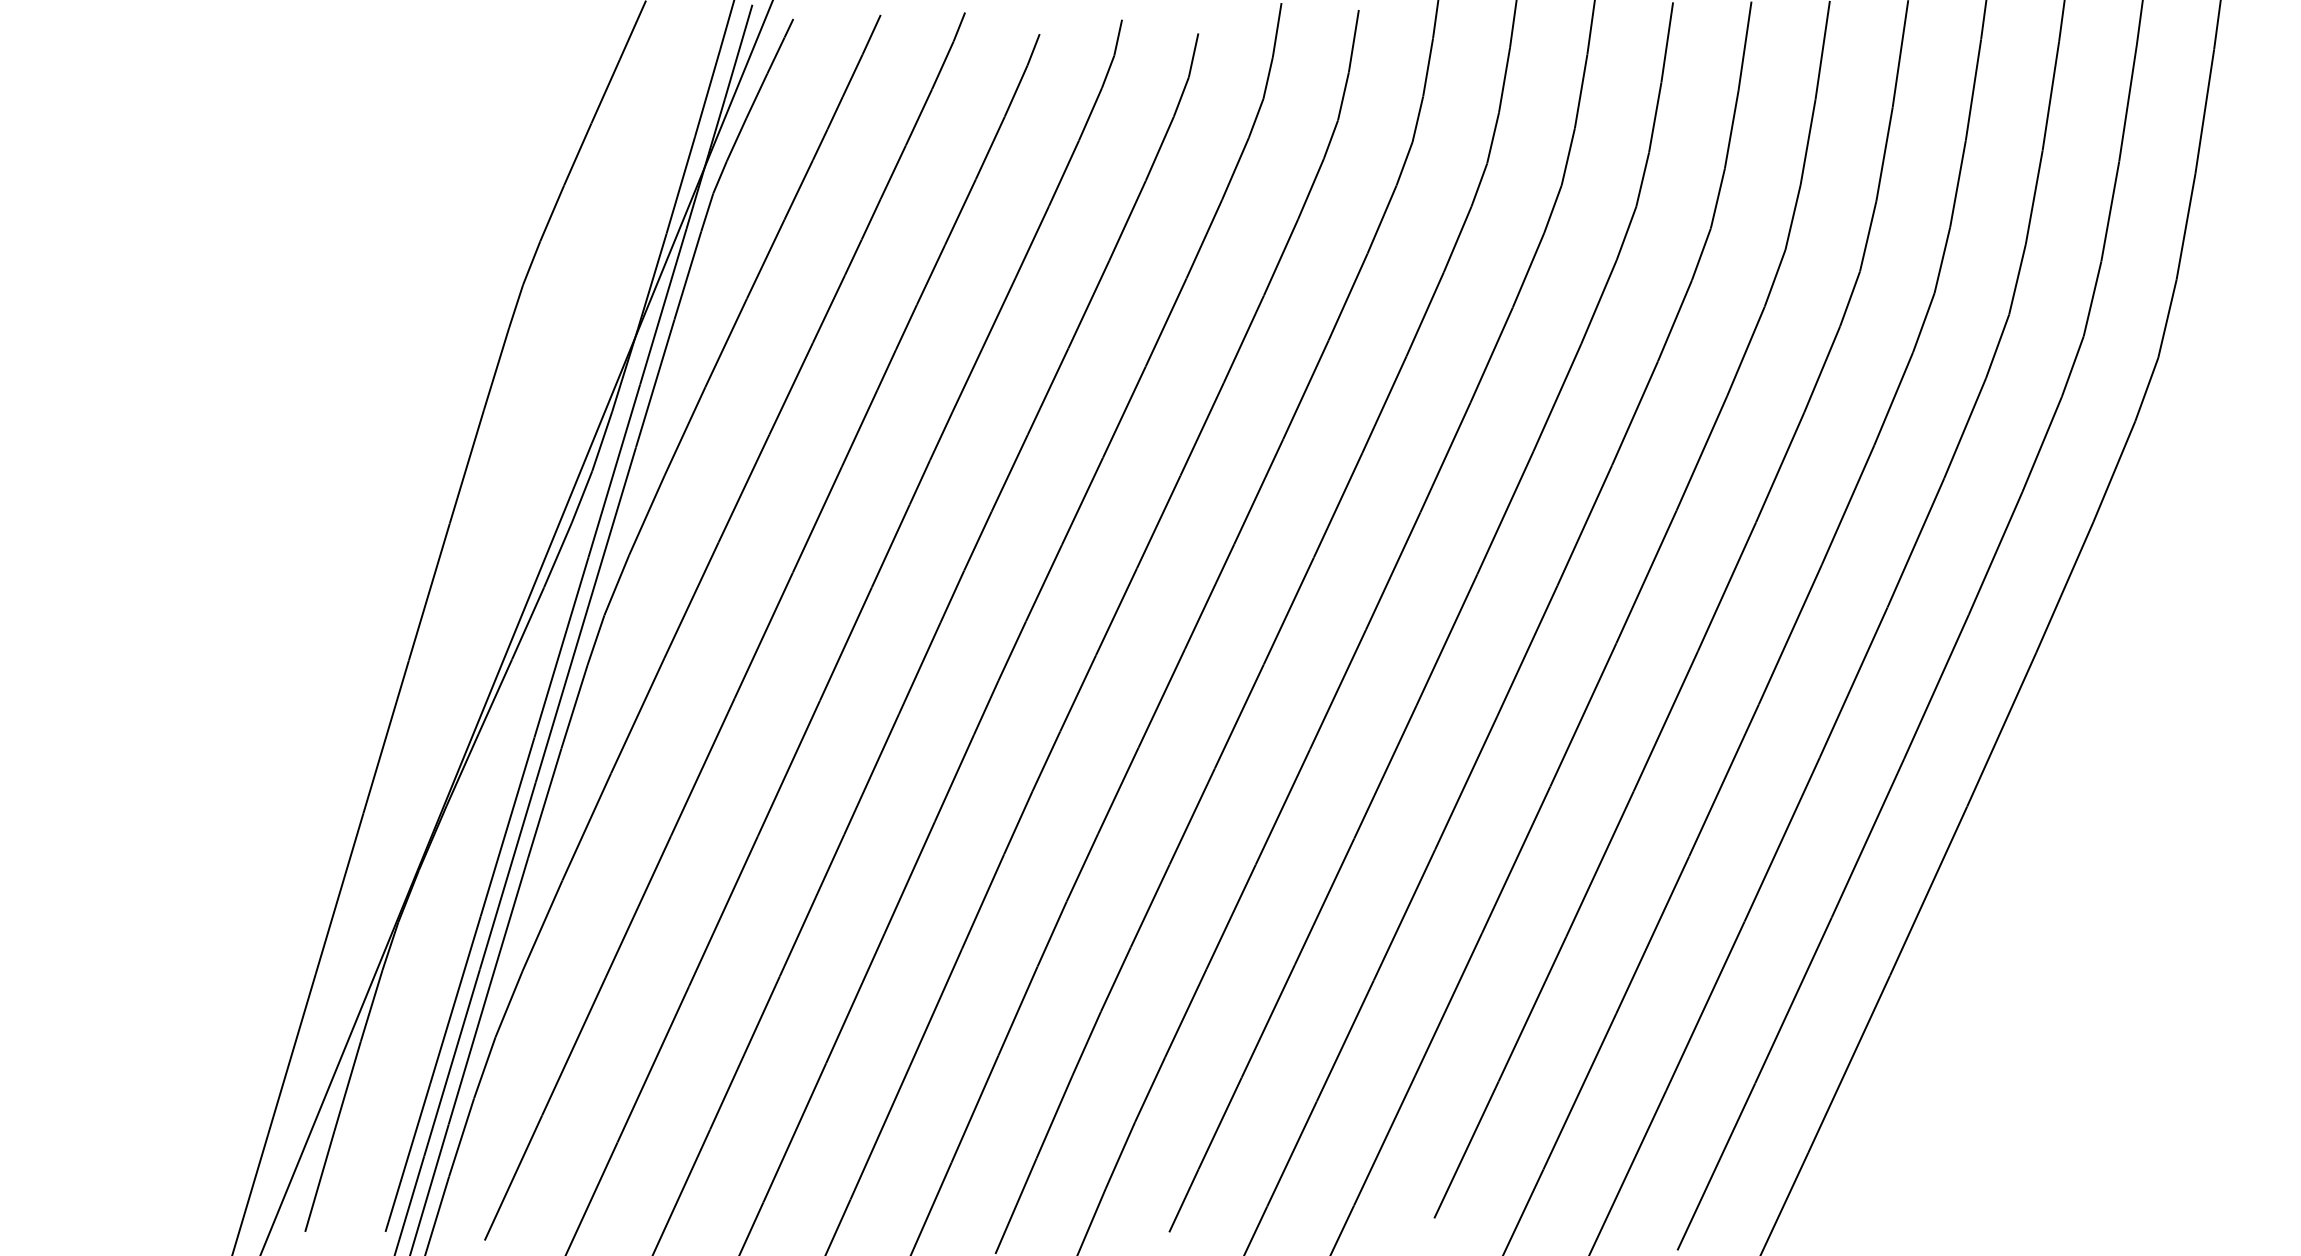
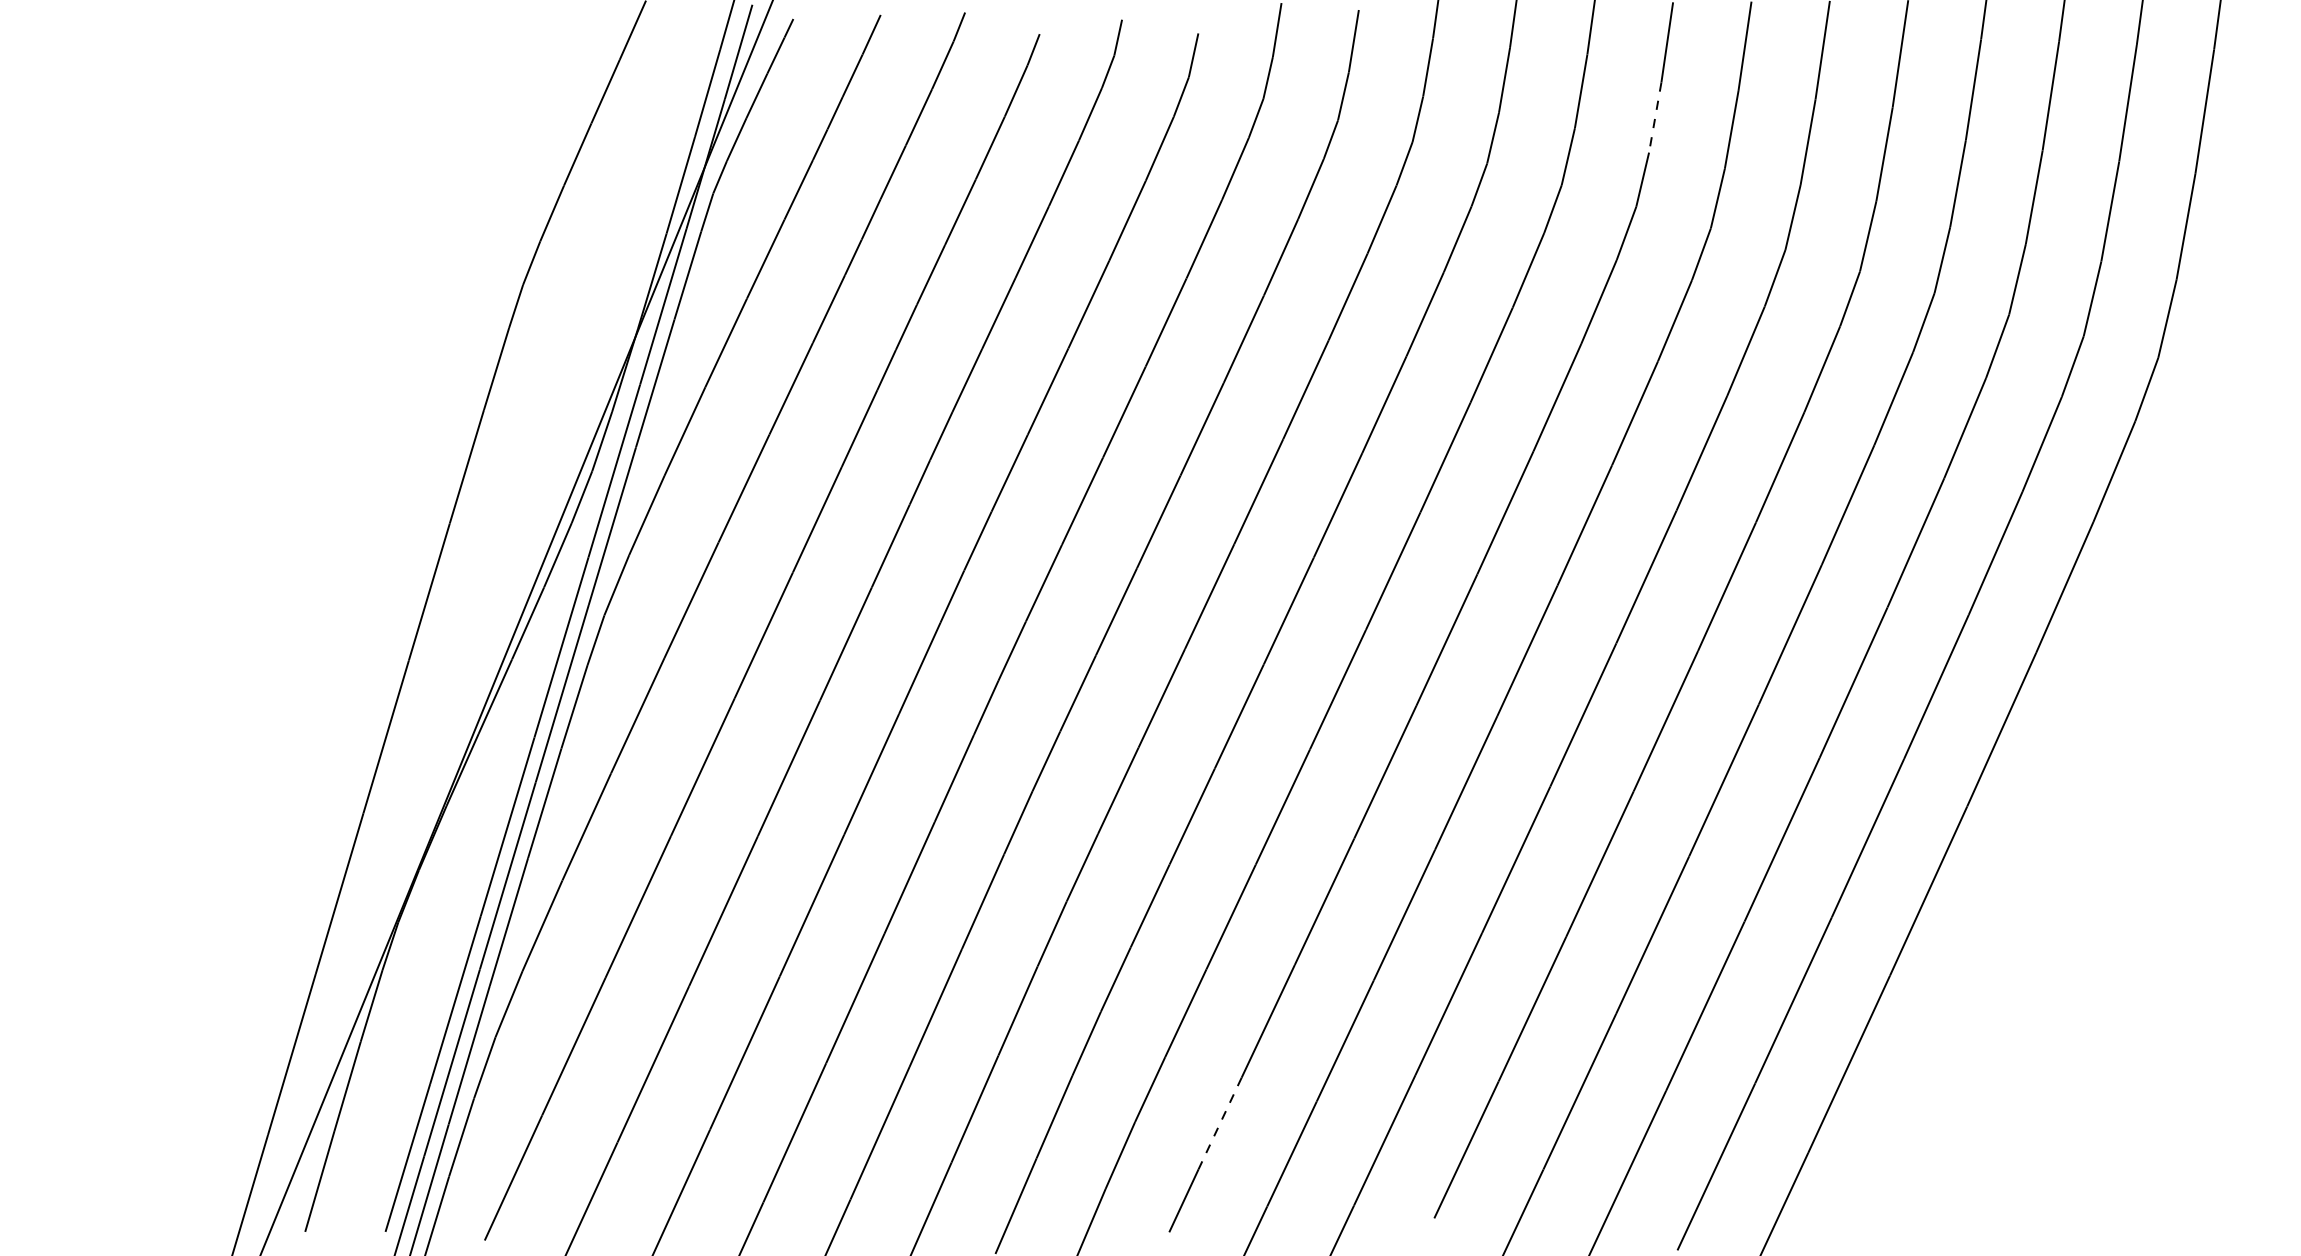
line: solid -> dashed (1655, 117)
line: solid -> dashed (1220, 1123)
